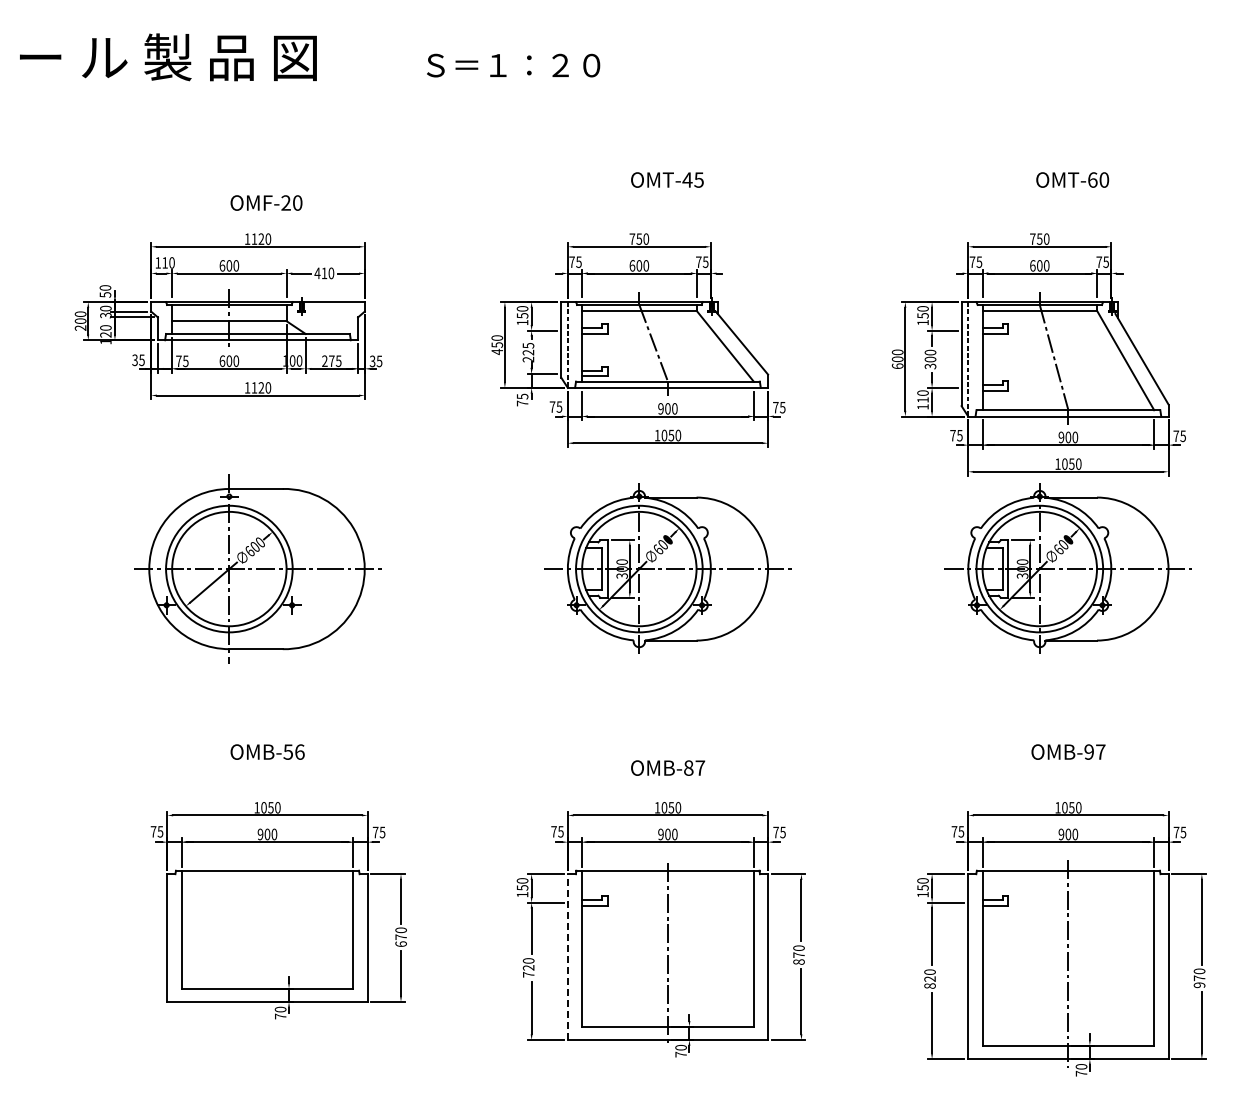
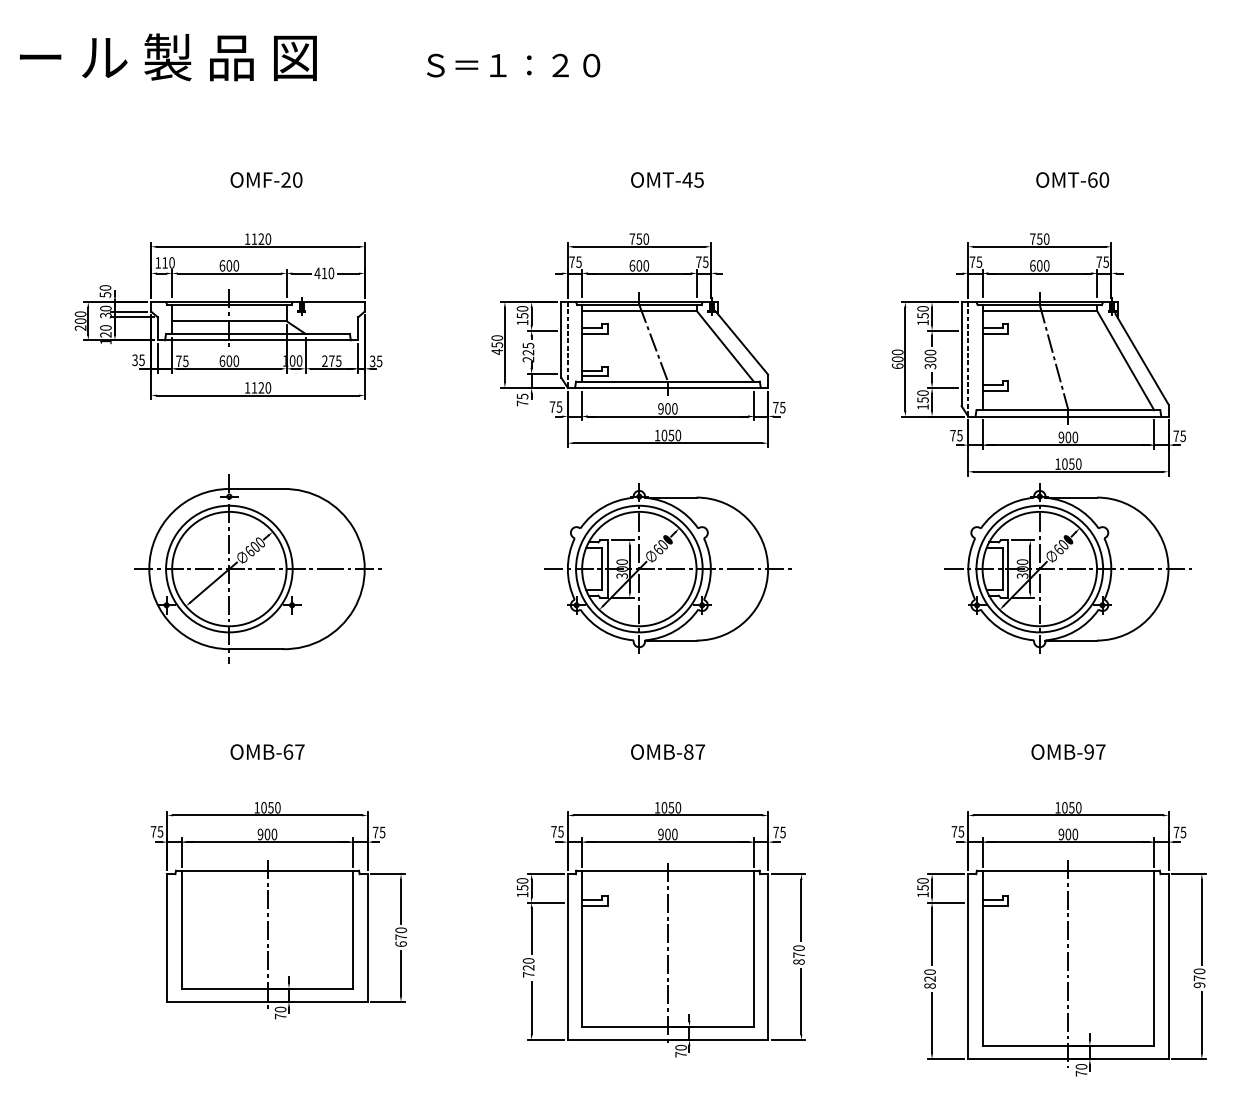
text position: (266, 202) -> (266, 179) (266, 179)
text: 110 -> 150 (922, 399)
text: OMB-56 -> OMB-67 (293, 751)
text position: (668, 767) -> (668, 751) (668, 751)
line: none -> present (267, 934)
line: dashed -> solid (567, 957)
